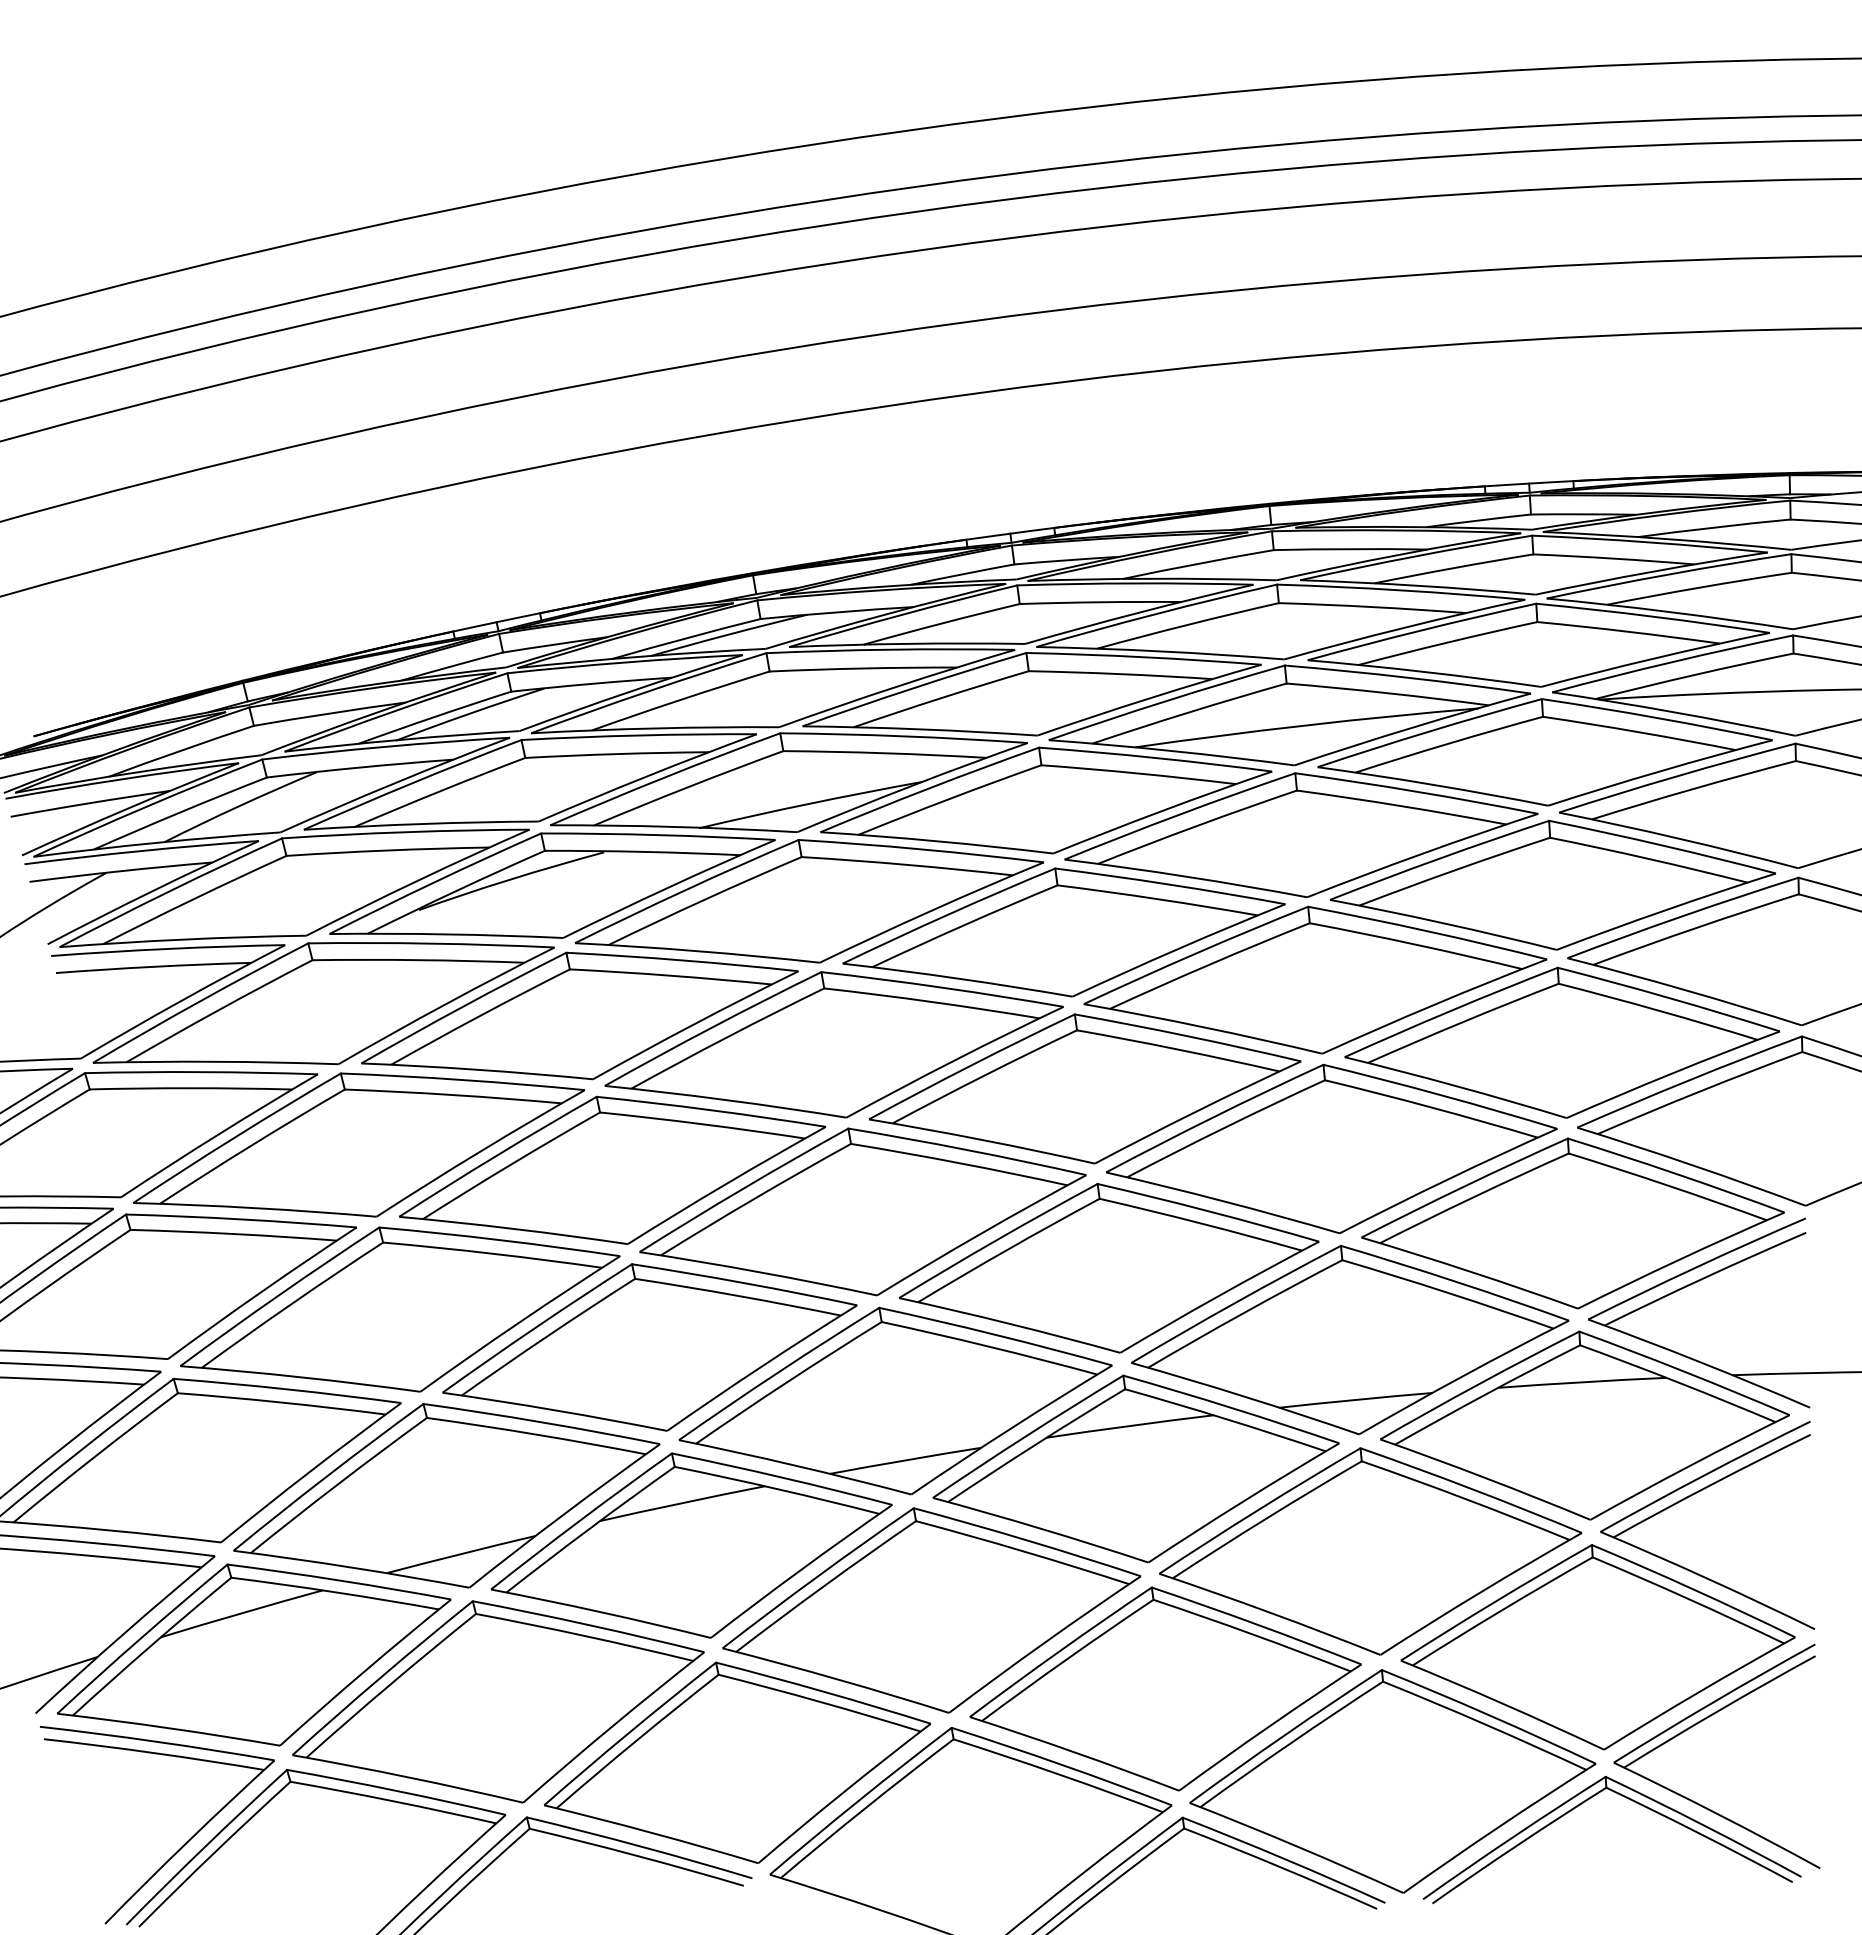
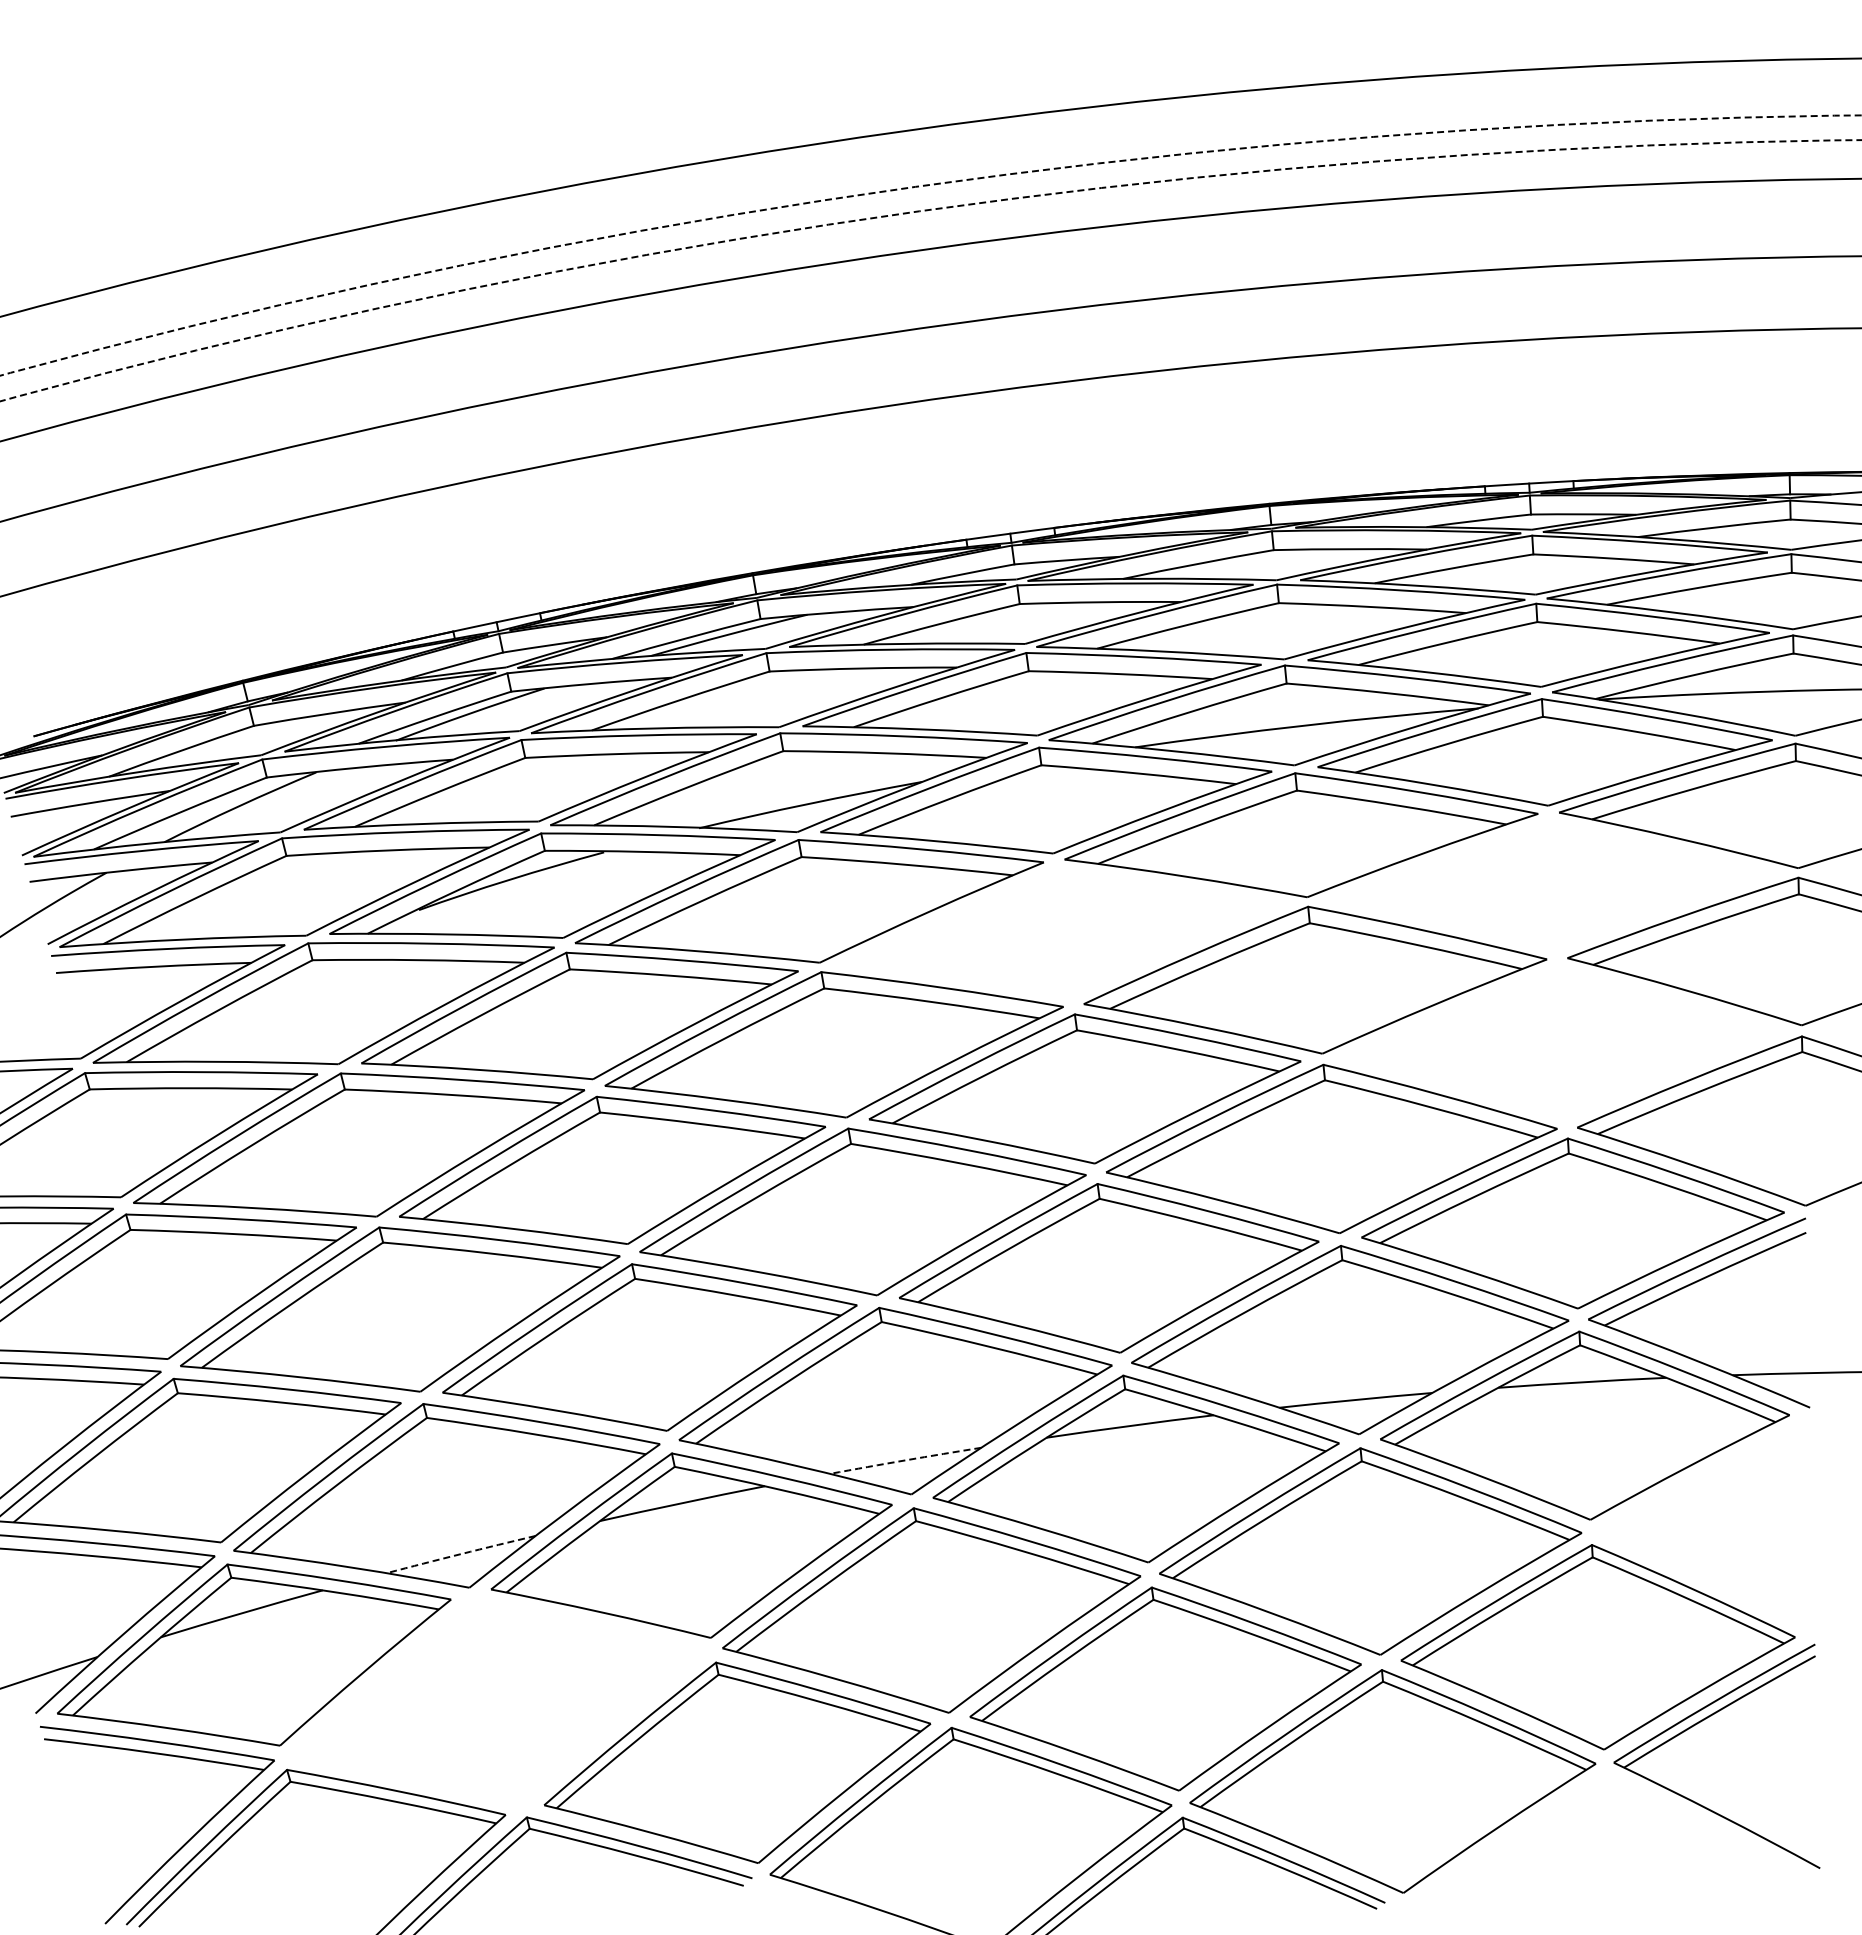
arc: solid -> dashed (923, 185)
arc: solid -> dashed (919, 211)
part: present -> none (1552, 884)
part: present -> none (1063, 932)
part: present -> none (1562, 1042)
arc: solid -> dashed (905, 1460)
part: present -> none (1693, 1495)
arc: solid -> dashed (461, 1554)
part: present -> none (498, 1701)
part: present -> none (1630, 1800)
